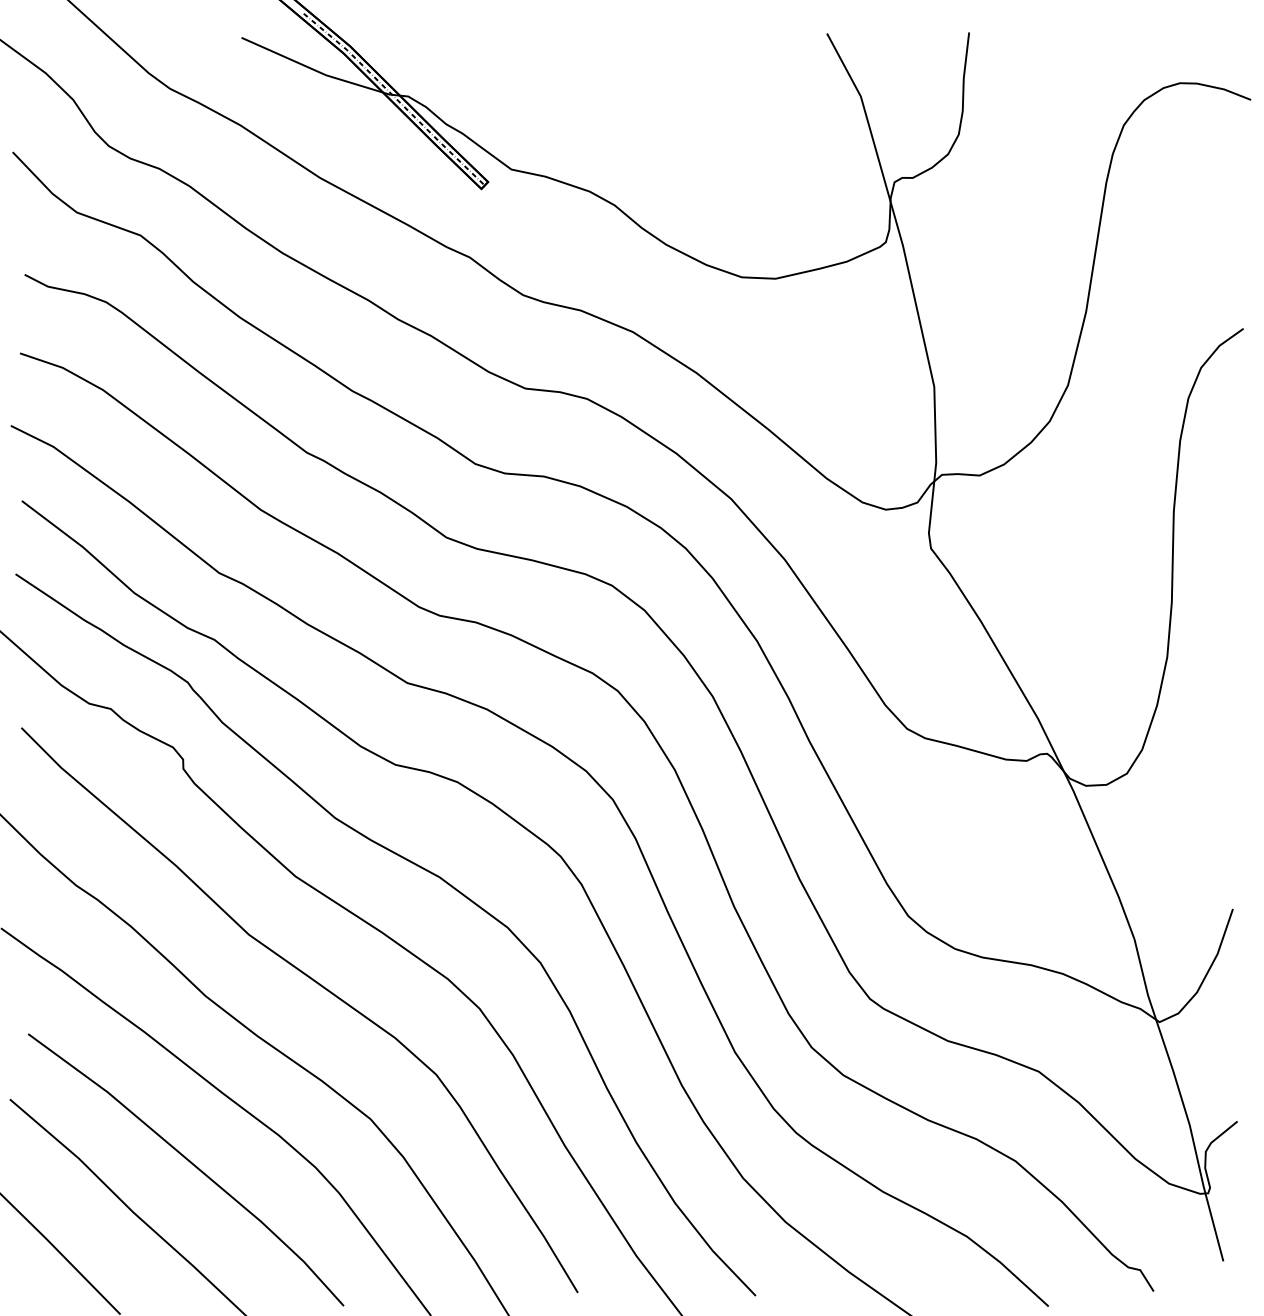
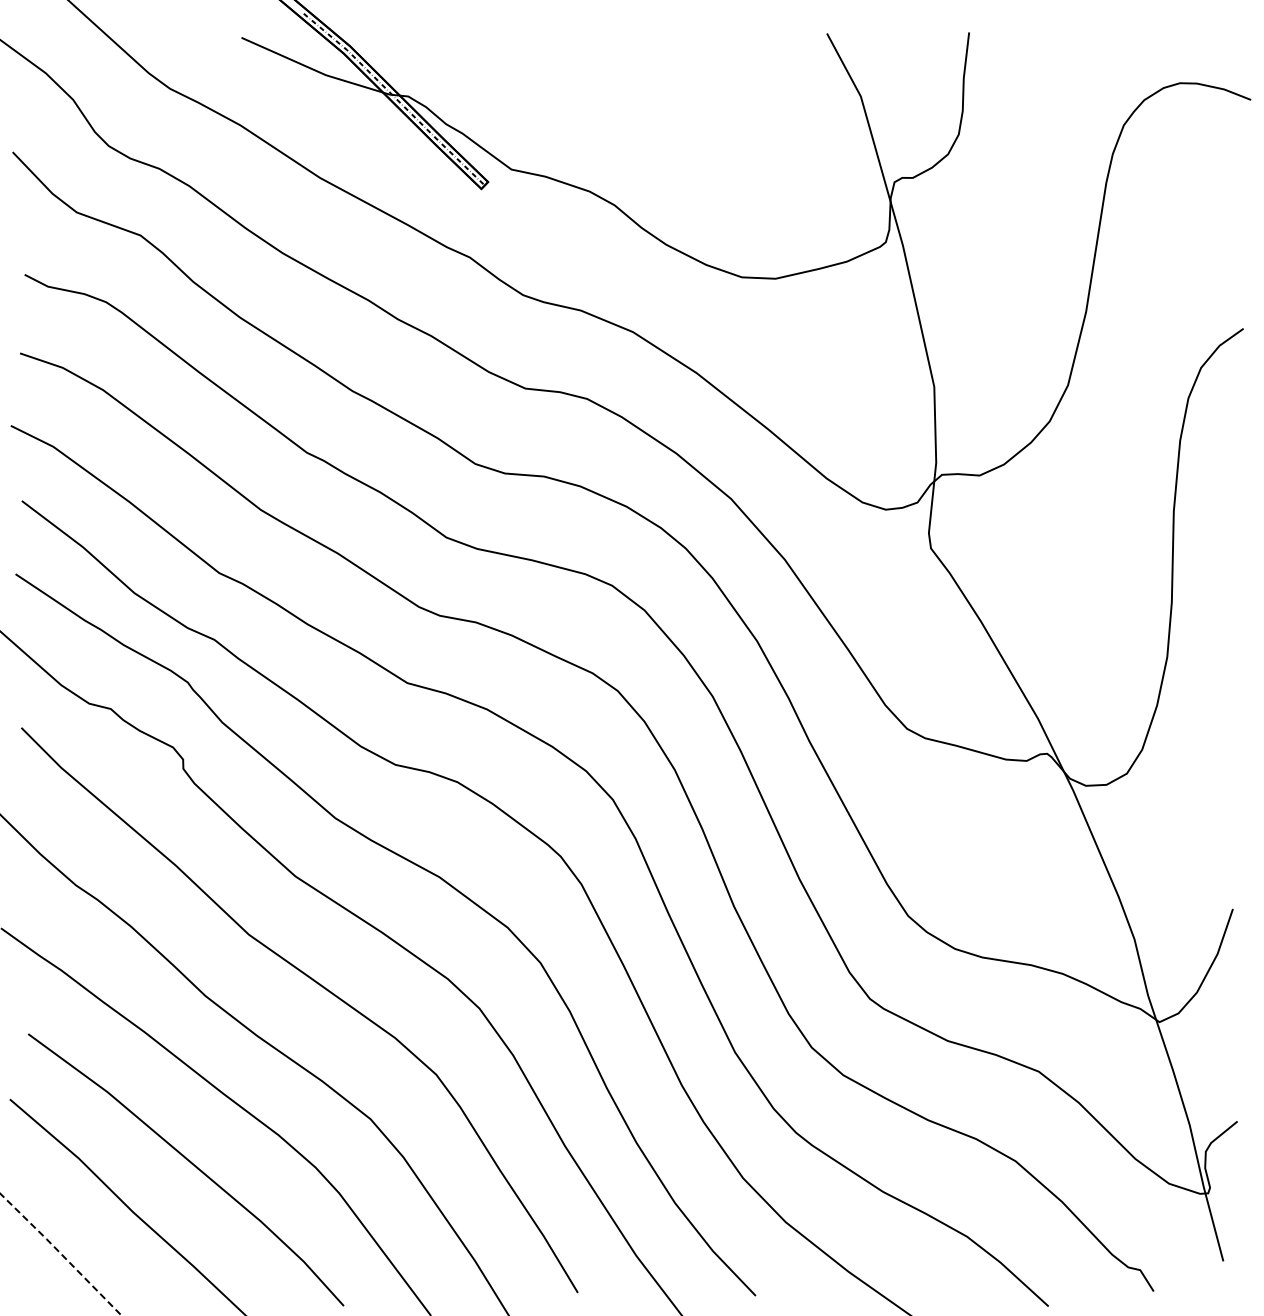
line: solid -> dashed (60, 1252)
